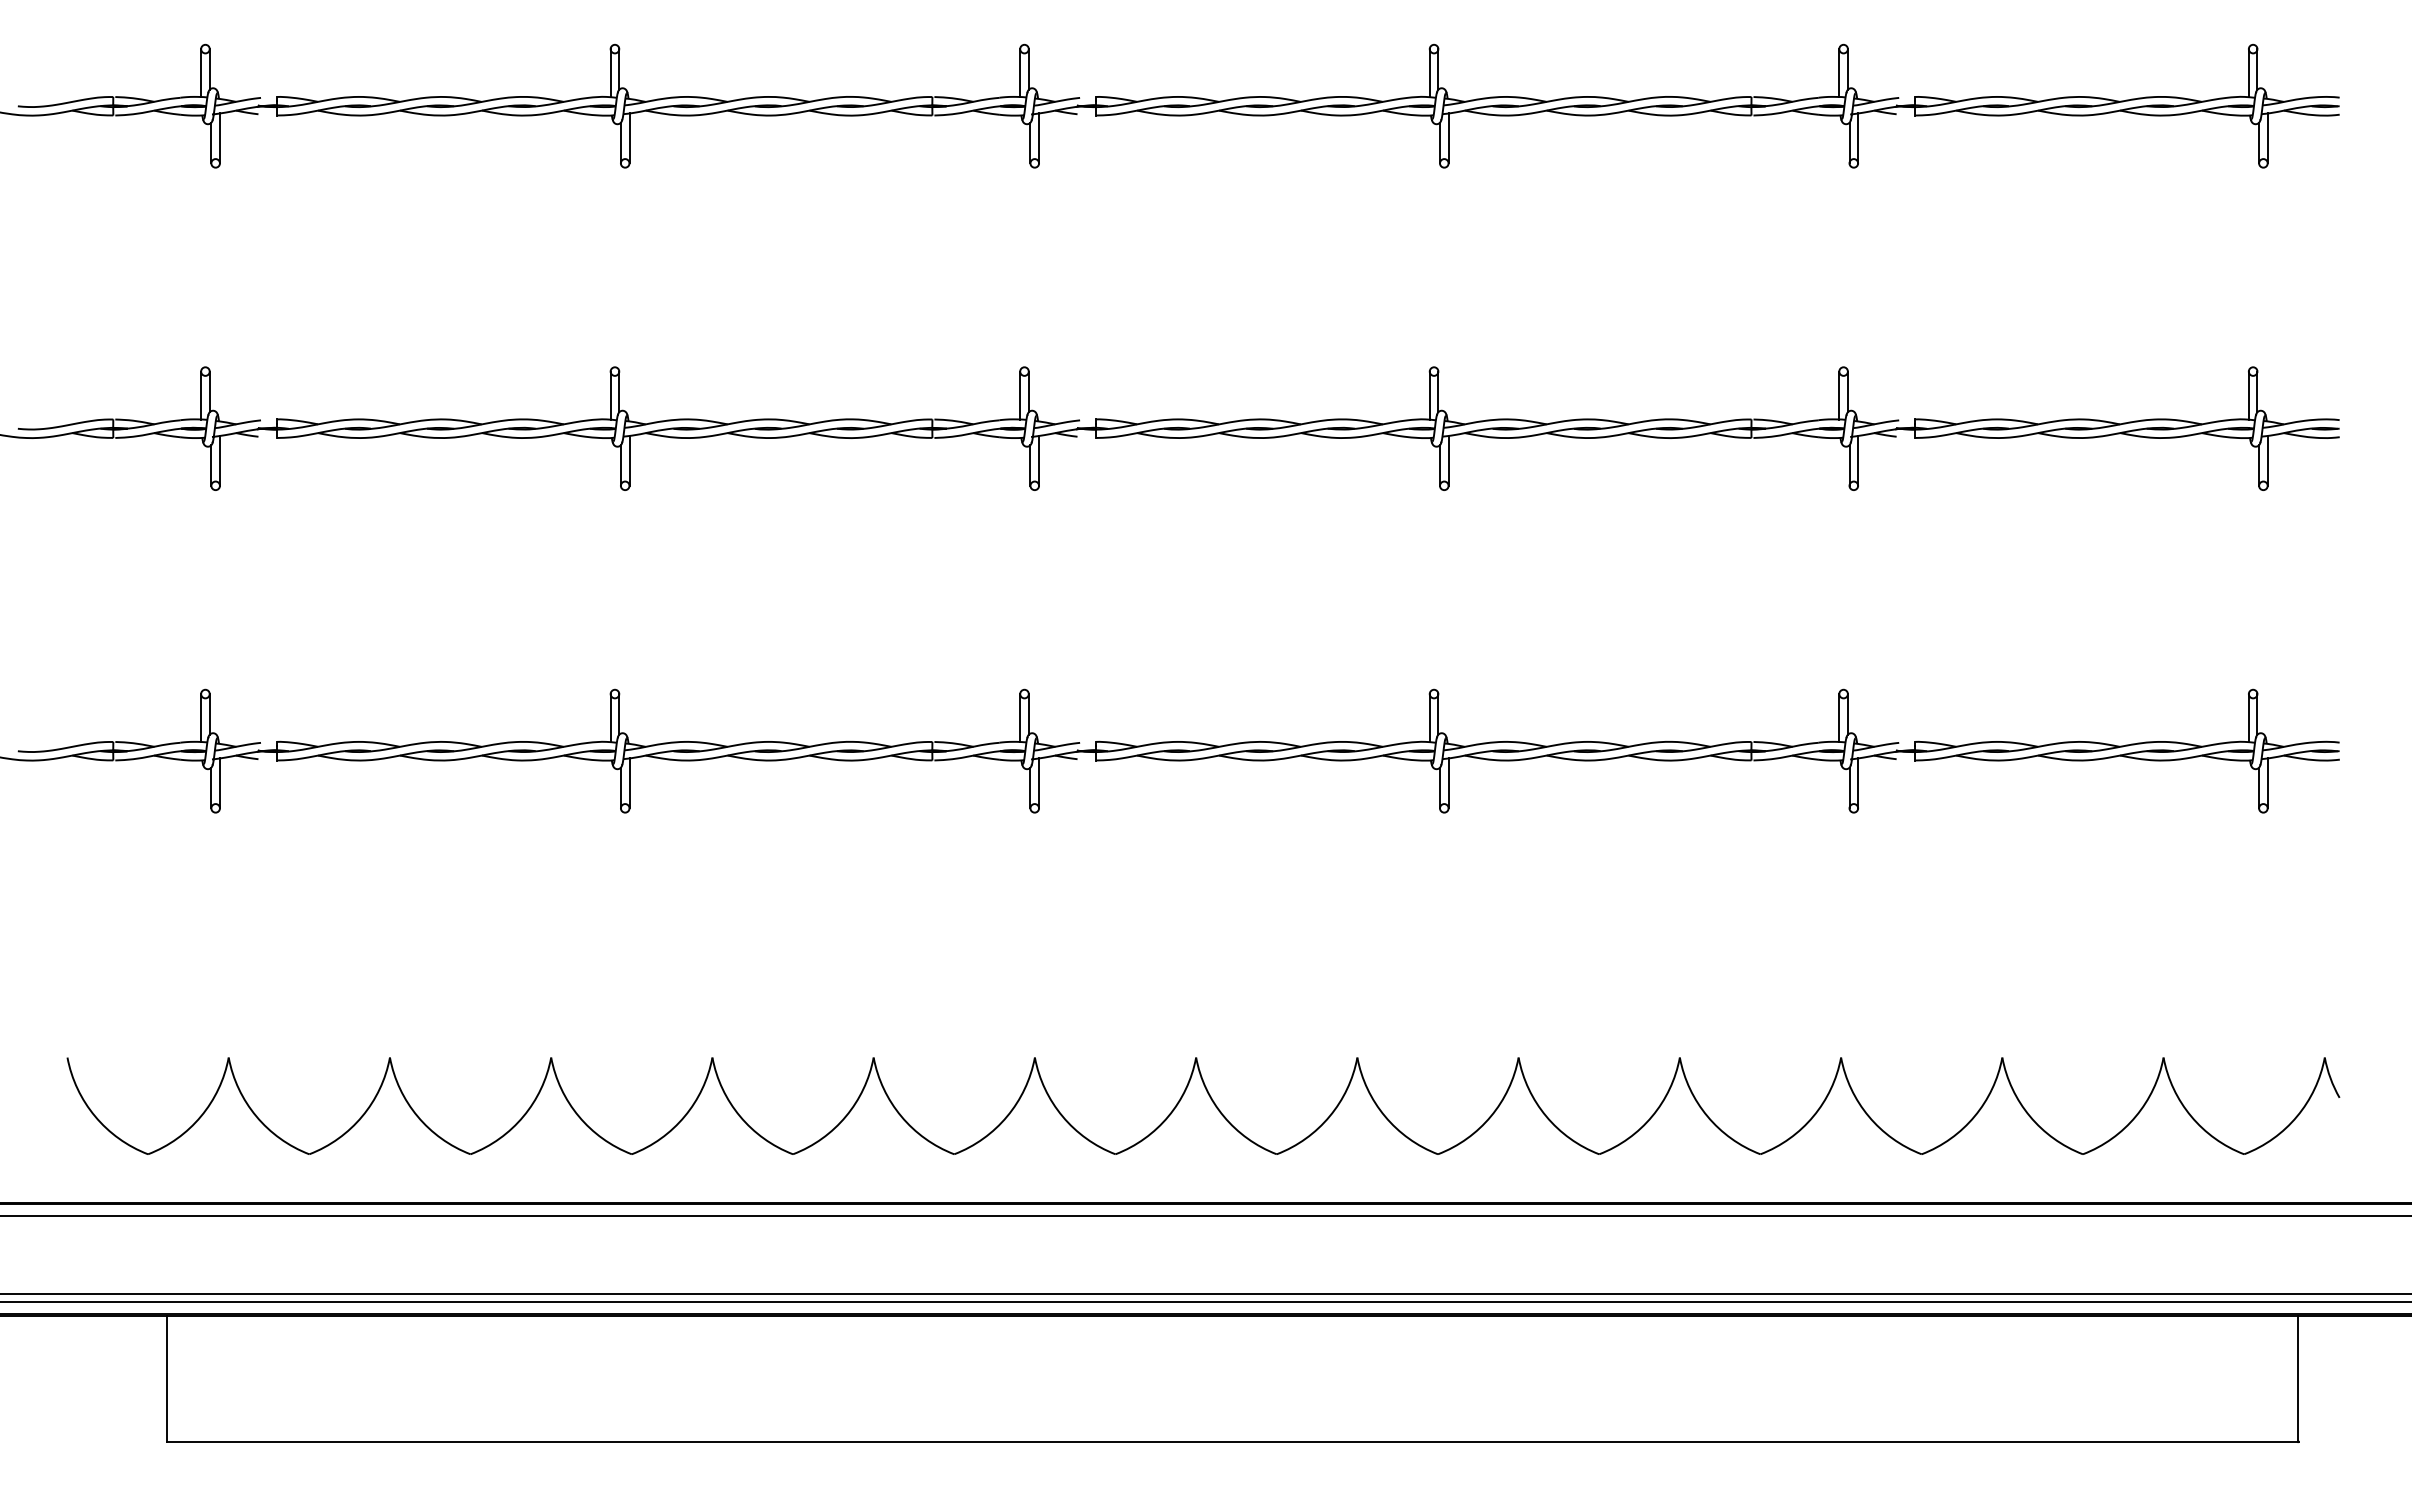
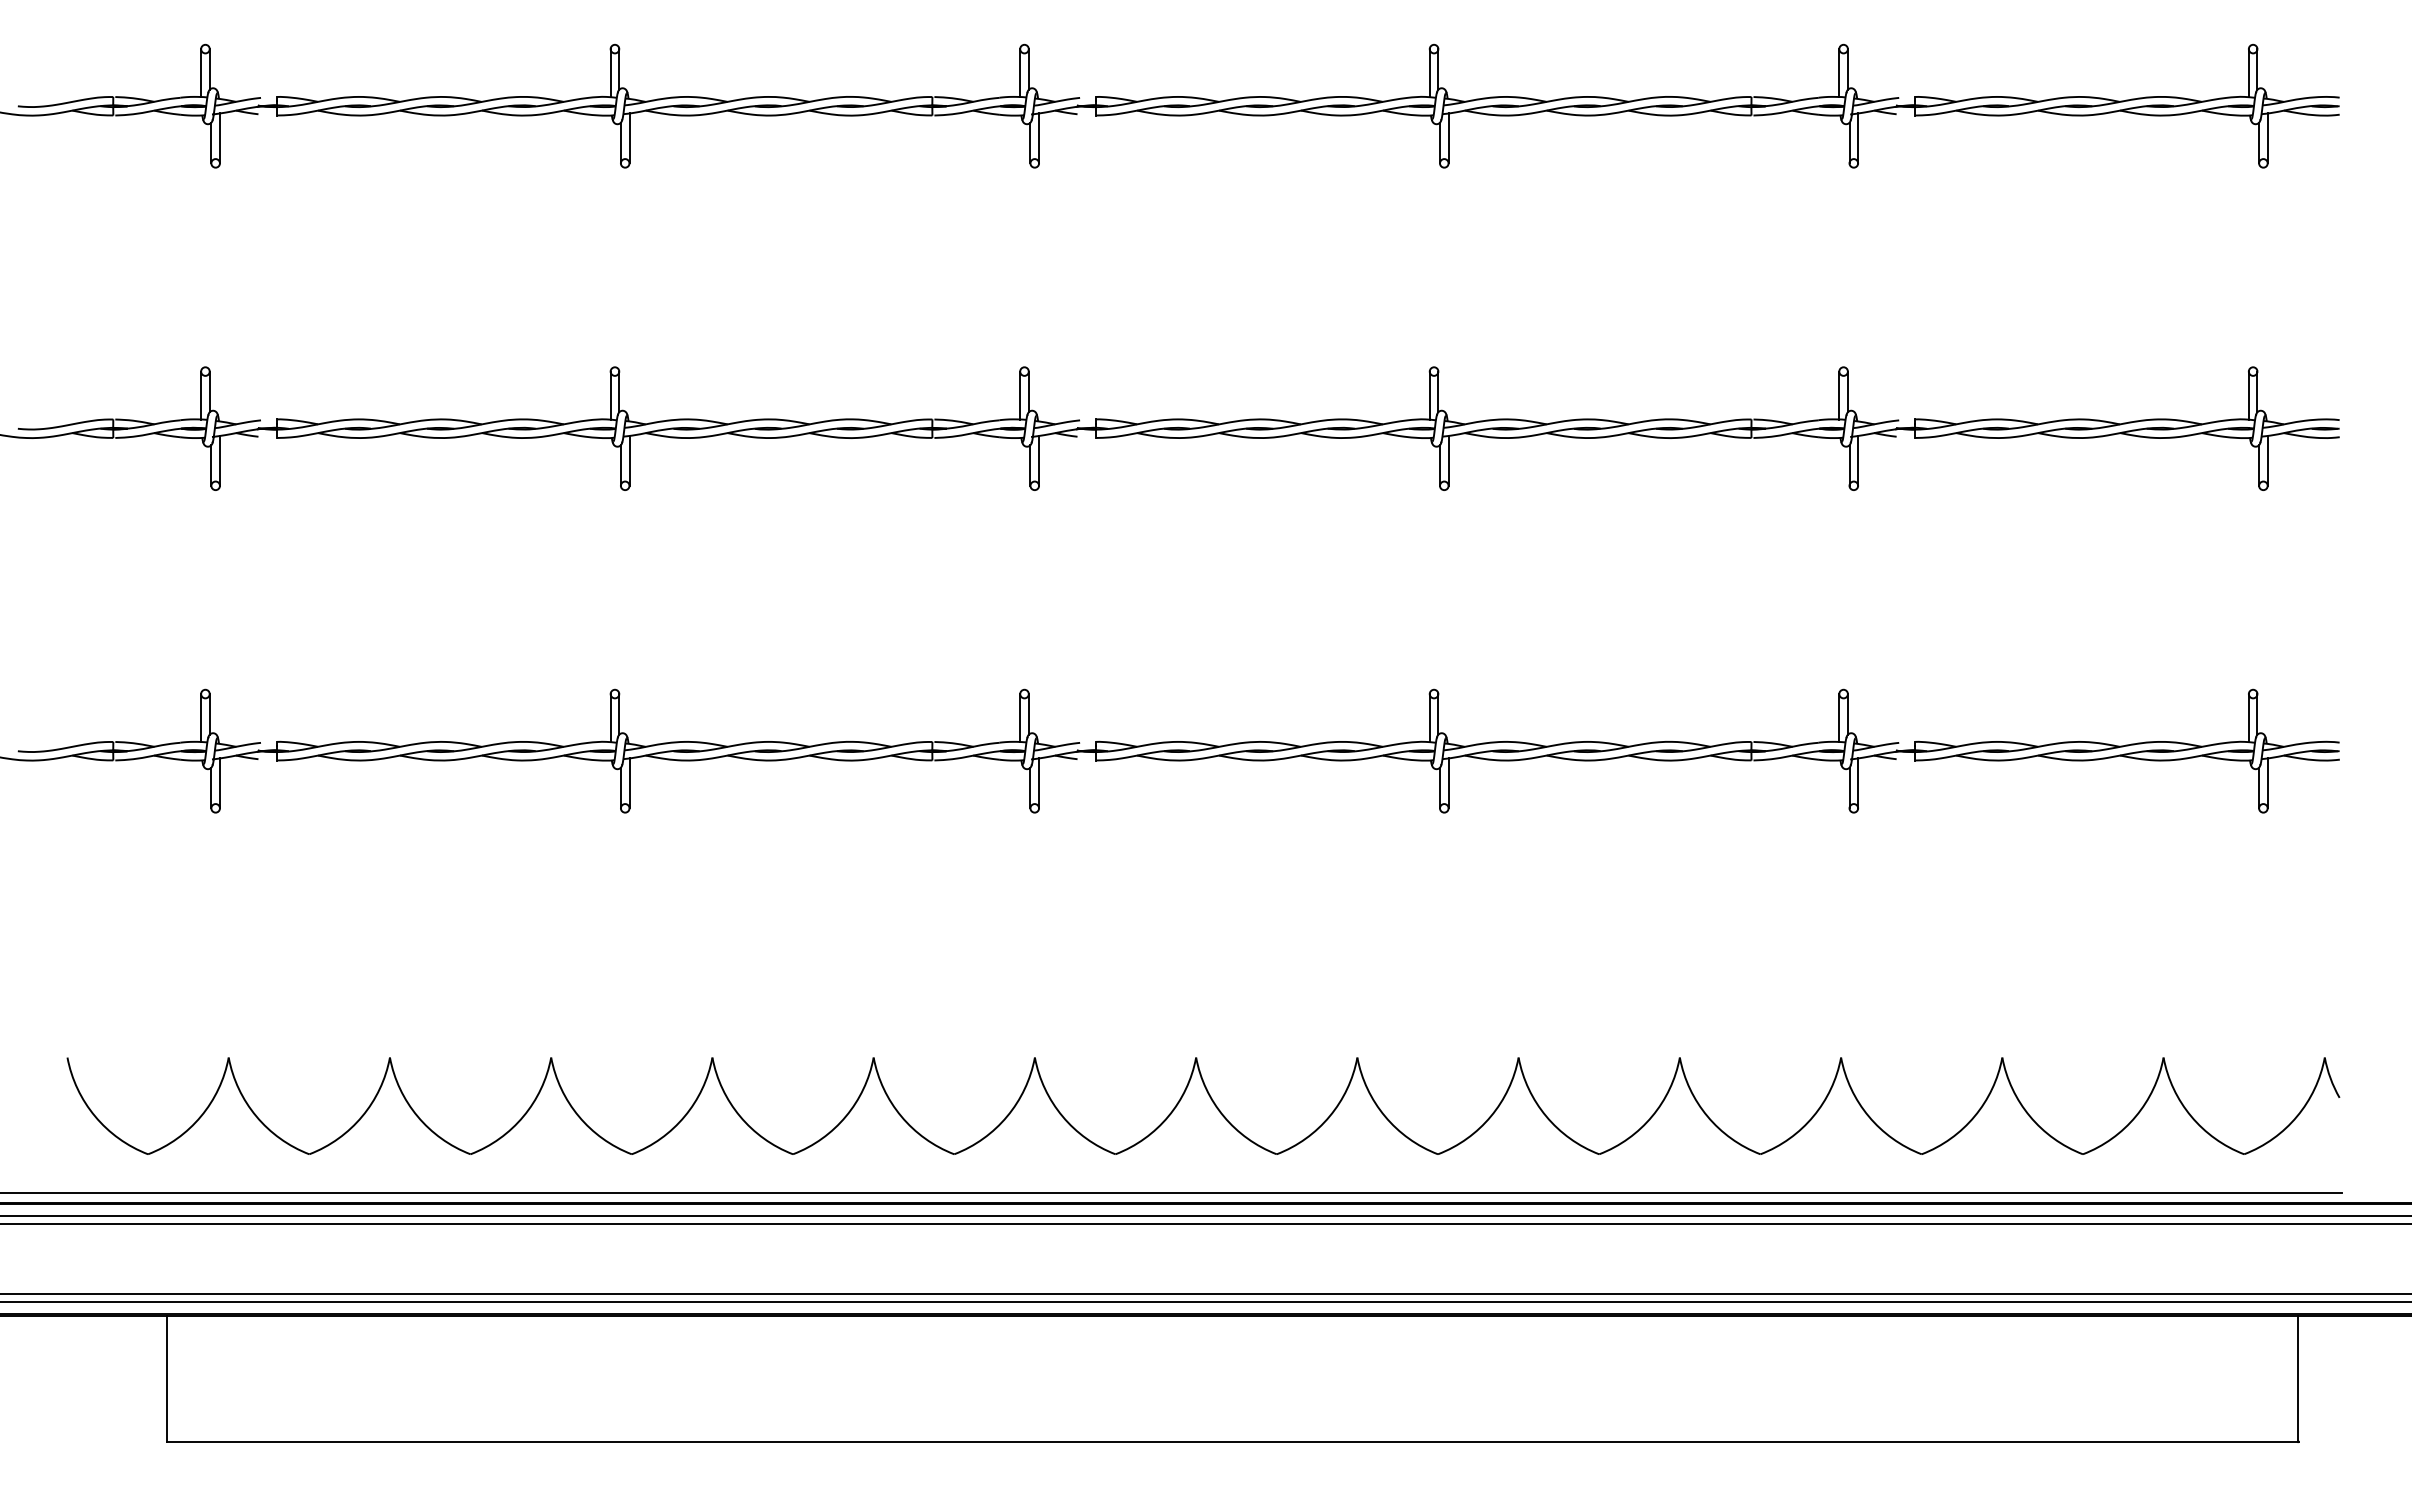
line: none -> present (1172, 1193)
line: none -> present (1205, 1224)
